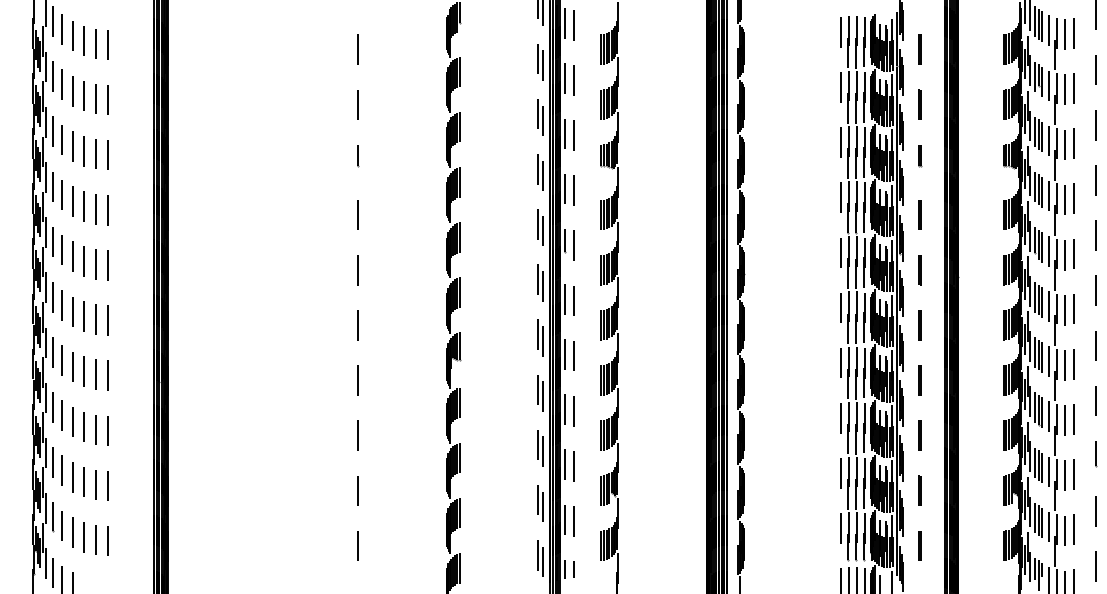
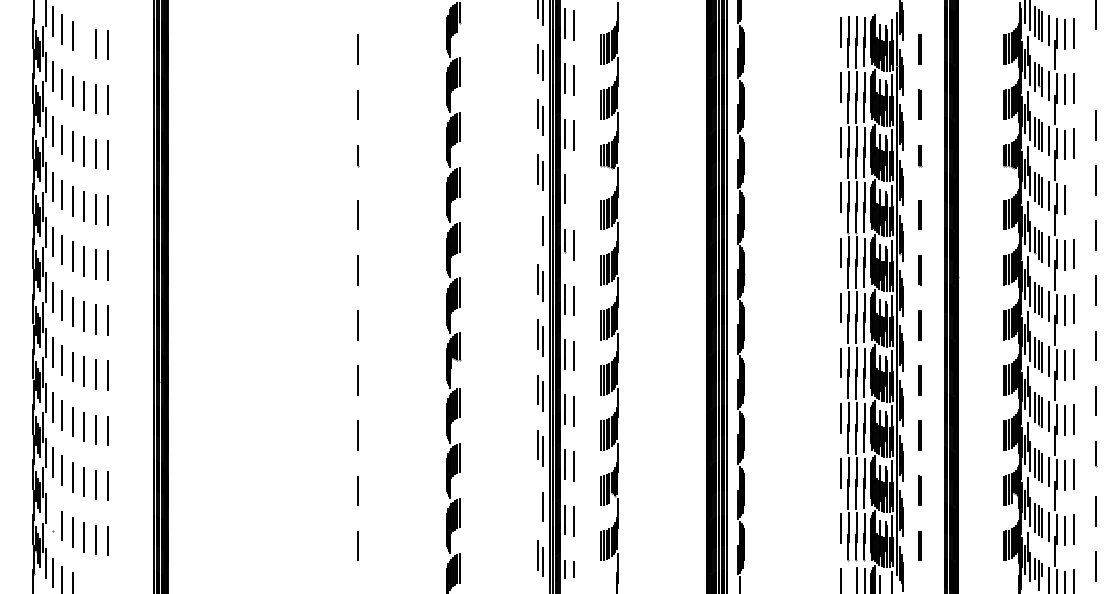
line: present -> none (83, 40)
line: present -> none (1095, 69)
line: present -> none (573, 190)
line: present -> none (1073, 198)
line: present -> none (537, 224)
line: present -> none (537, 499)
line: present -> none (53, 516)
line: present -> none (848, 578)
